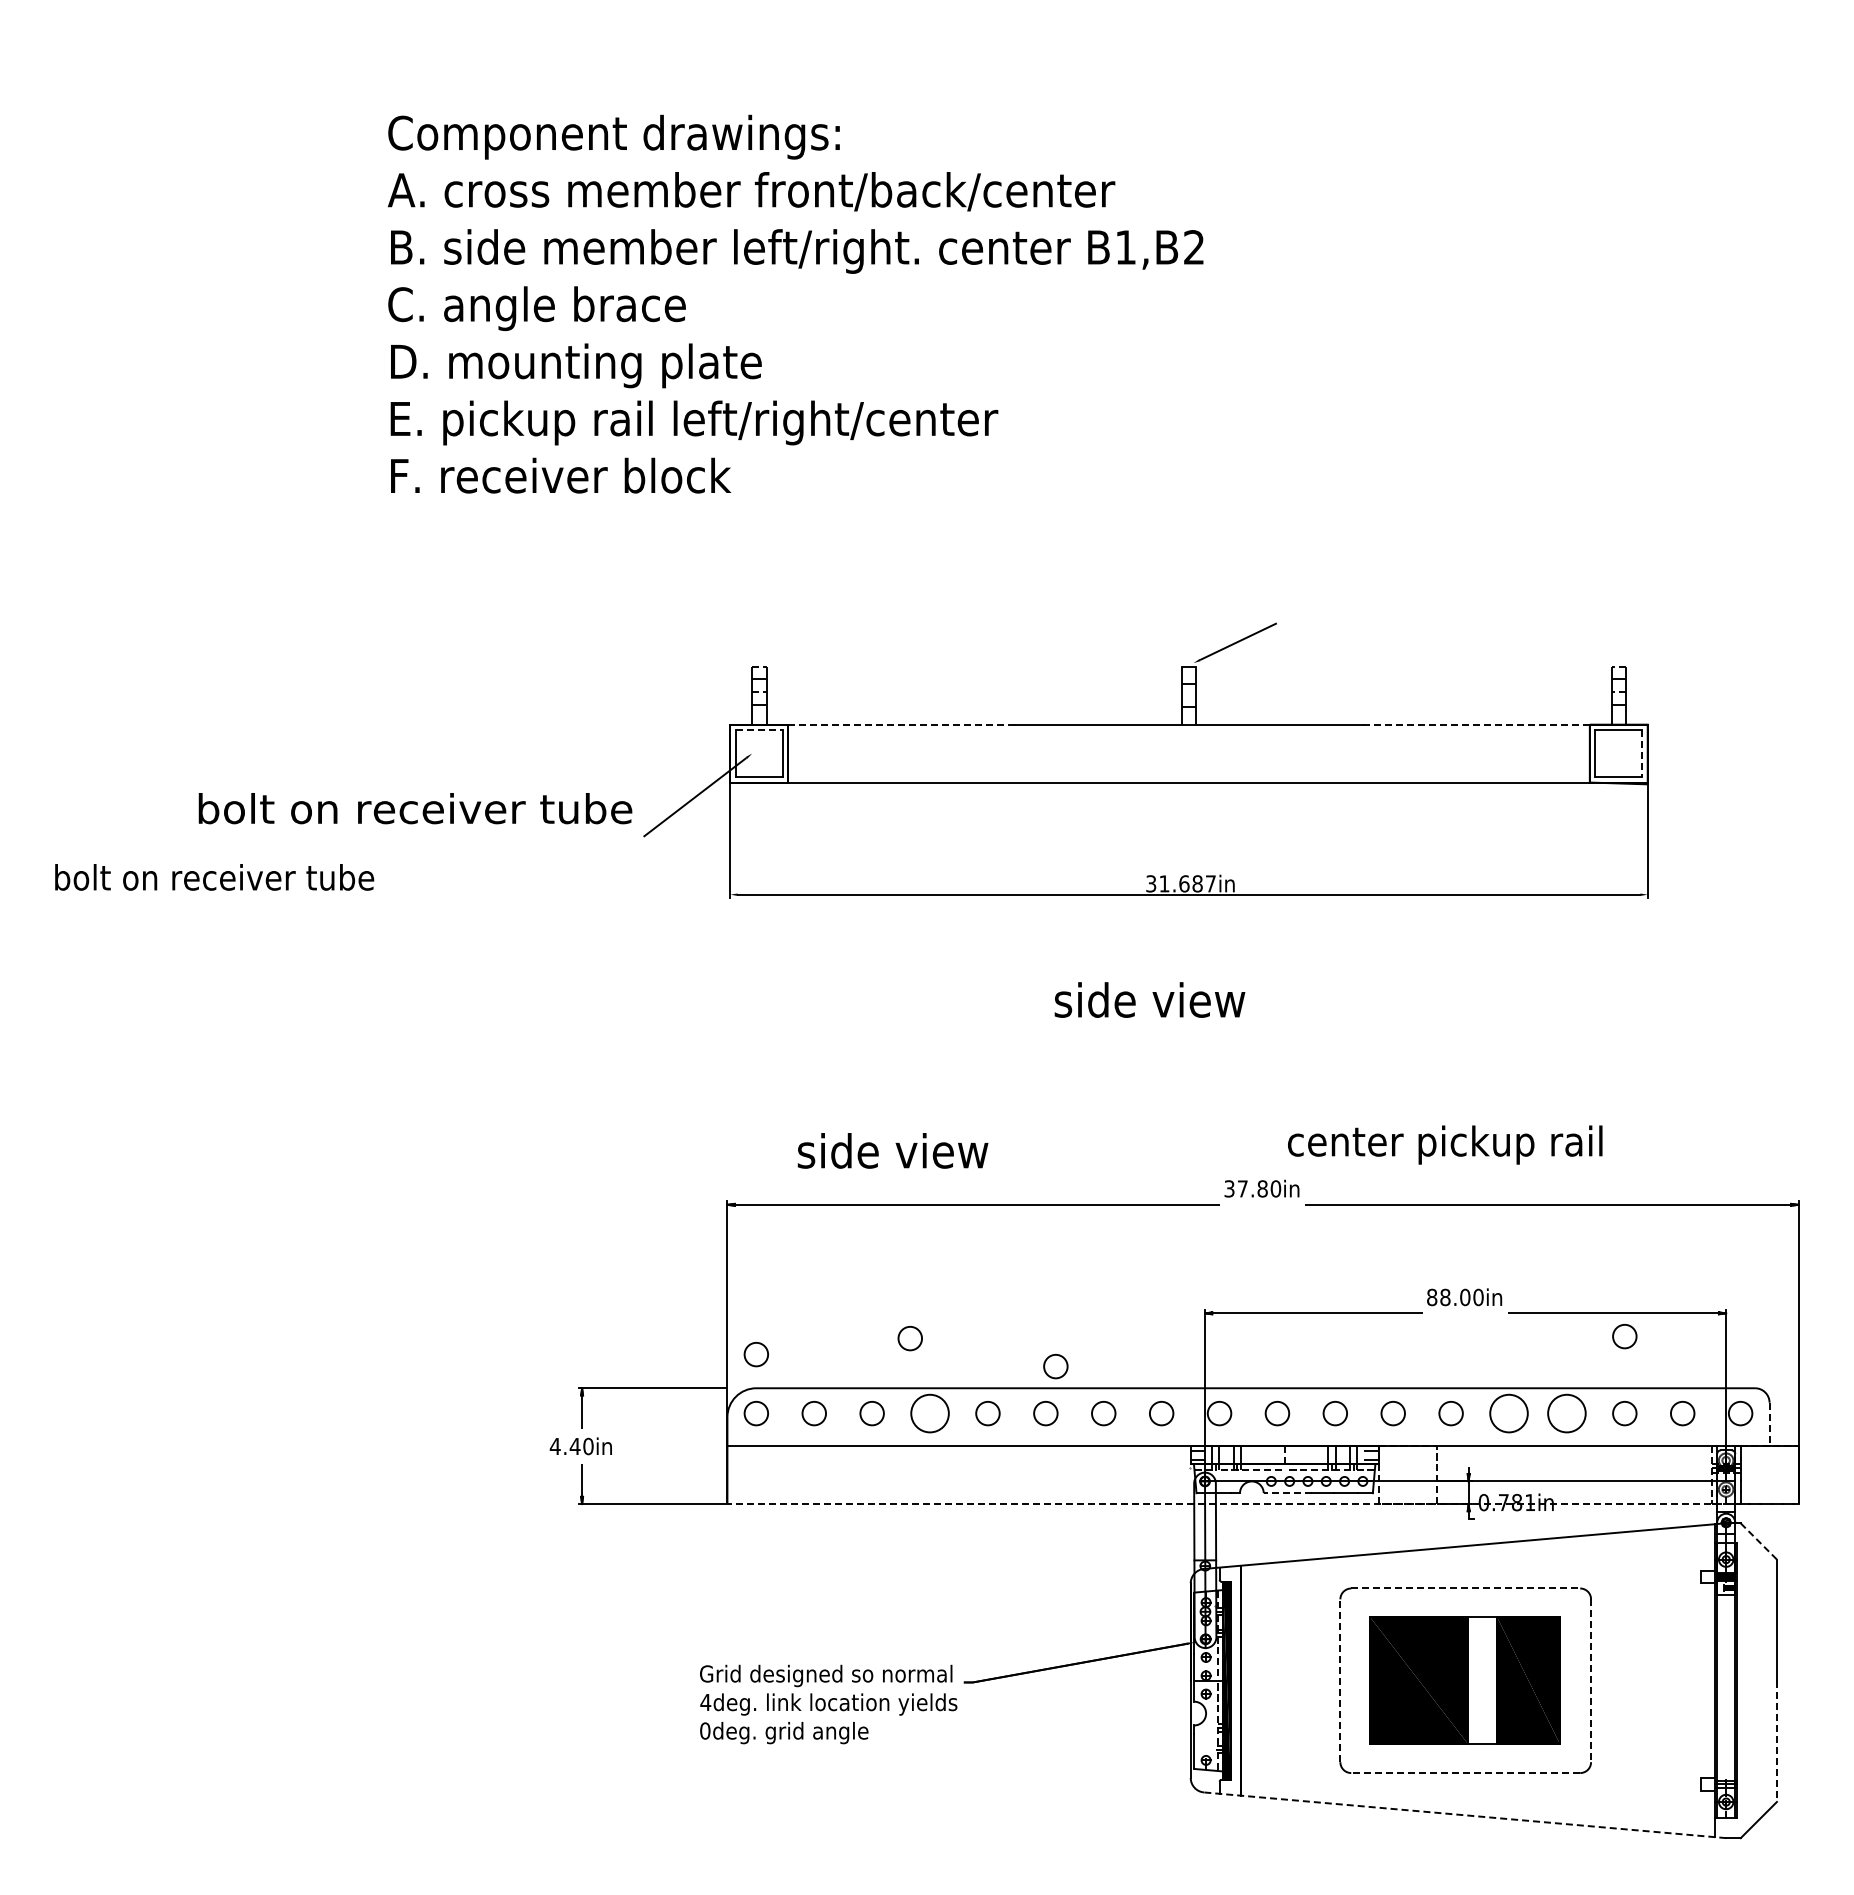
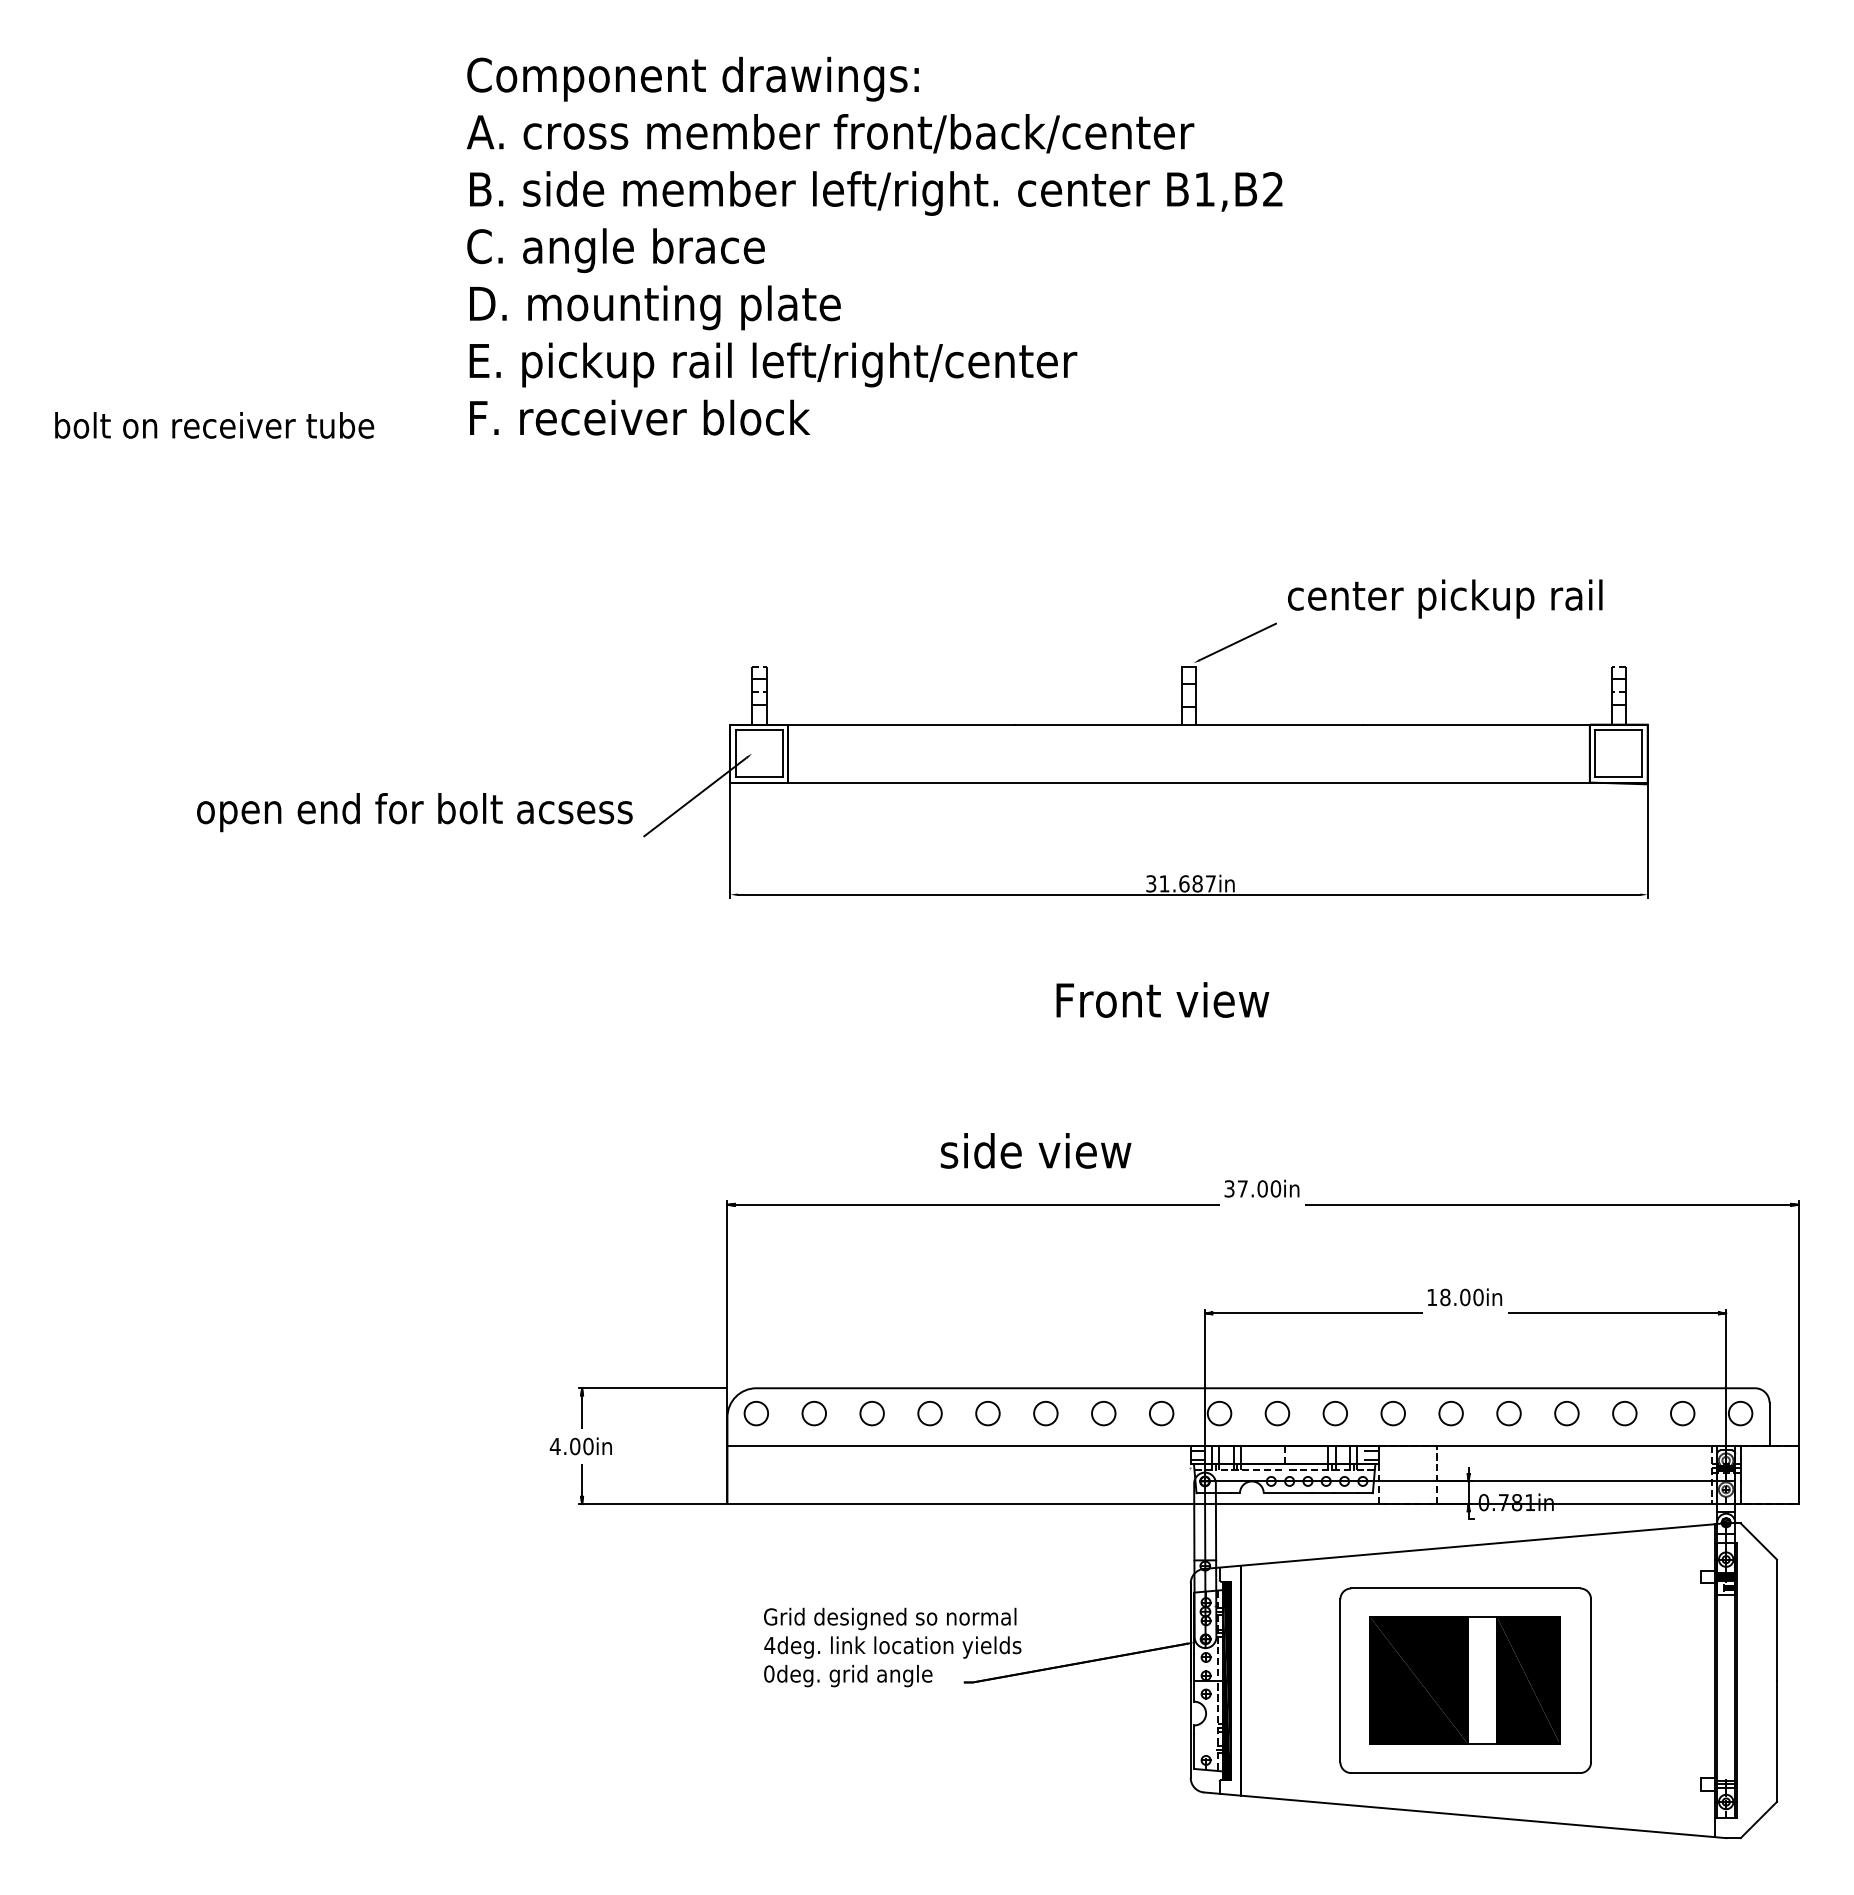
text position: (795, 303) -> (874, 245) (874, 245)
line: dashed -> solid (901, 724)
line: dashed -> solid (1476, 724)
line: dashed -> solid (759, 730)
line: dashed -> solid (1642, 753)
text: bolt on receiver tube -> open end for bolt acsess (414, 812)
text position: (214, 877) -> (214, 425) (214, 425)
text: side view -> Front view (1161, 999)
text position: (1445, 1144) -> (1445, 598) (1445, 598)
text position: (892, 1150) -> (1035, 1150) (1035, 1150)
text: 37.80 -> 37.00 (1262, 1188)
text: 88.00 -> 18.00 (1432, 1297)
circle: present -> none (1624, 1336)
circle: present -> none (909, 1338)
circle: present -> none (755, 1354)
circle: present -> none (1055, 1366)
circle diameter: 38 px -> 24 px (929, 1413)
circle diameter: 38 px -> 24 px (1508, 1413)
circle diameter: 38 px -> 24 px (1566, 1413)
line: dashed -> solid (1769, 1424)
text: 4.40 -> 4.00 (574, 1446)
line: dashed -> solid (1287, 1493)
line: dashed -> solid (1262, 1504)
line: dashed -> solid (1758, 1541)
line: dashed -> solid (1466, 1588)
line: dashed -> solid (1340, 1680)
line: dashed -> solid (1591, 1681)
text position: (828, 1704) -> (892, 1647) (892, 1647)
line: dashed -> solid (1776, 1741)
line: dashed -> solid (1465, 1773)
line: dashed -> solid (1464, 1815)
